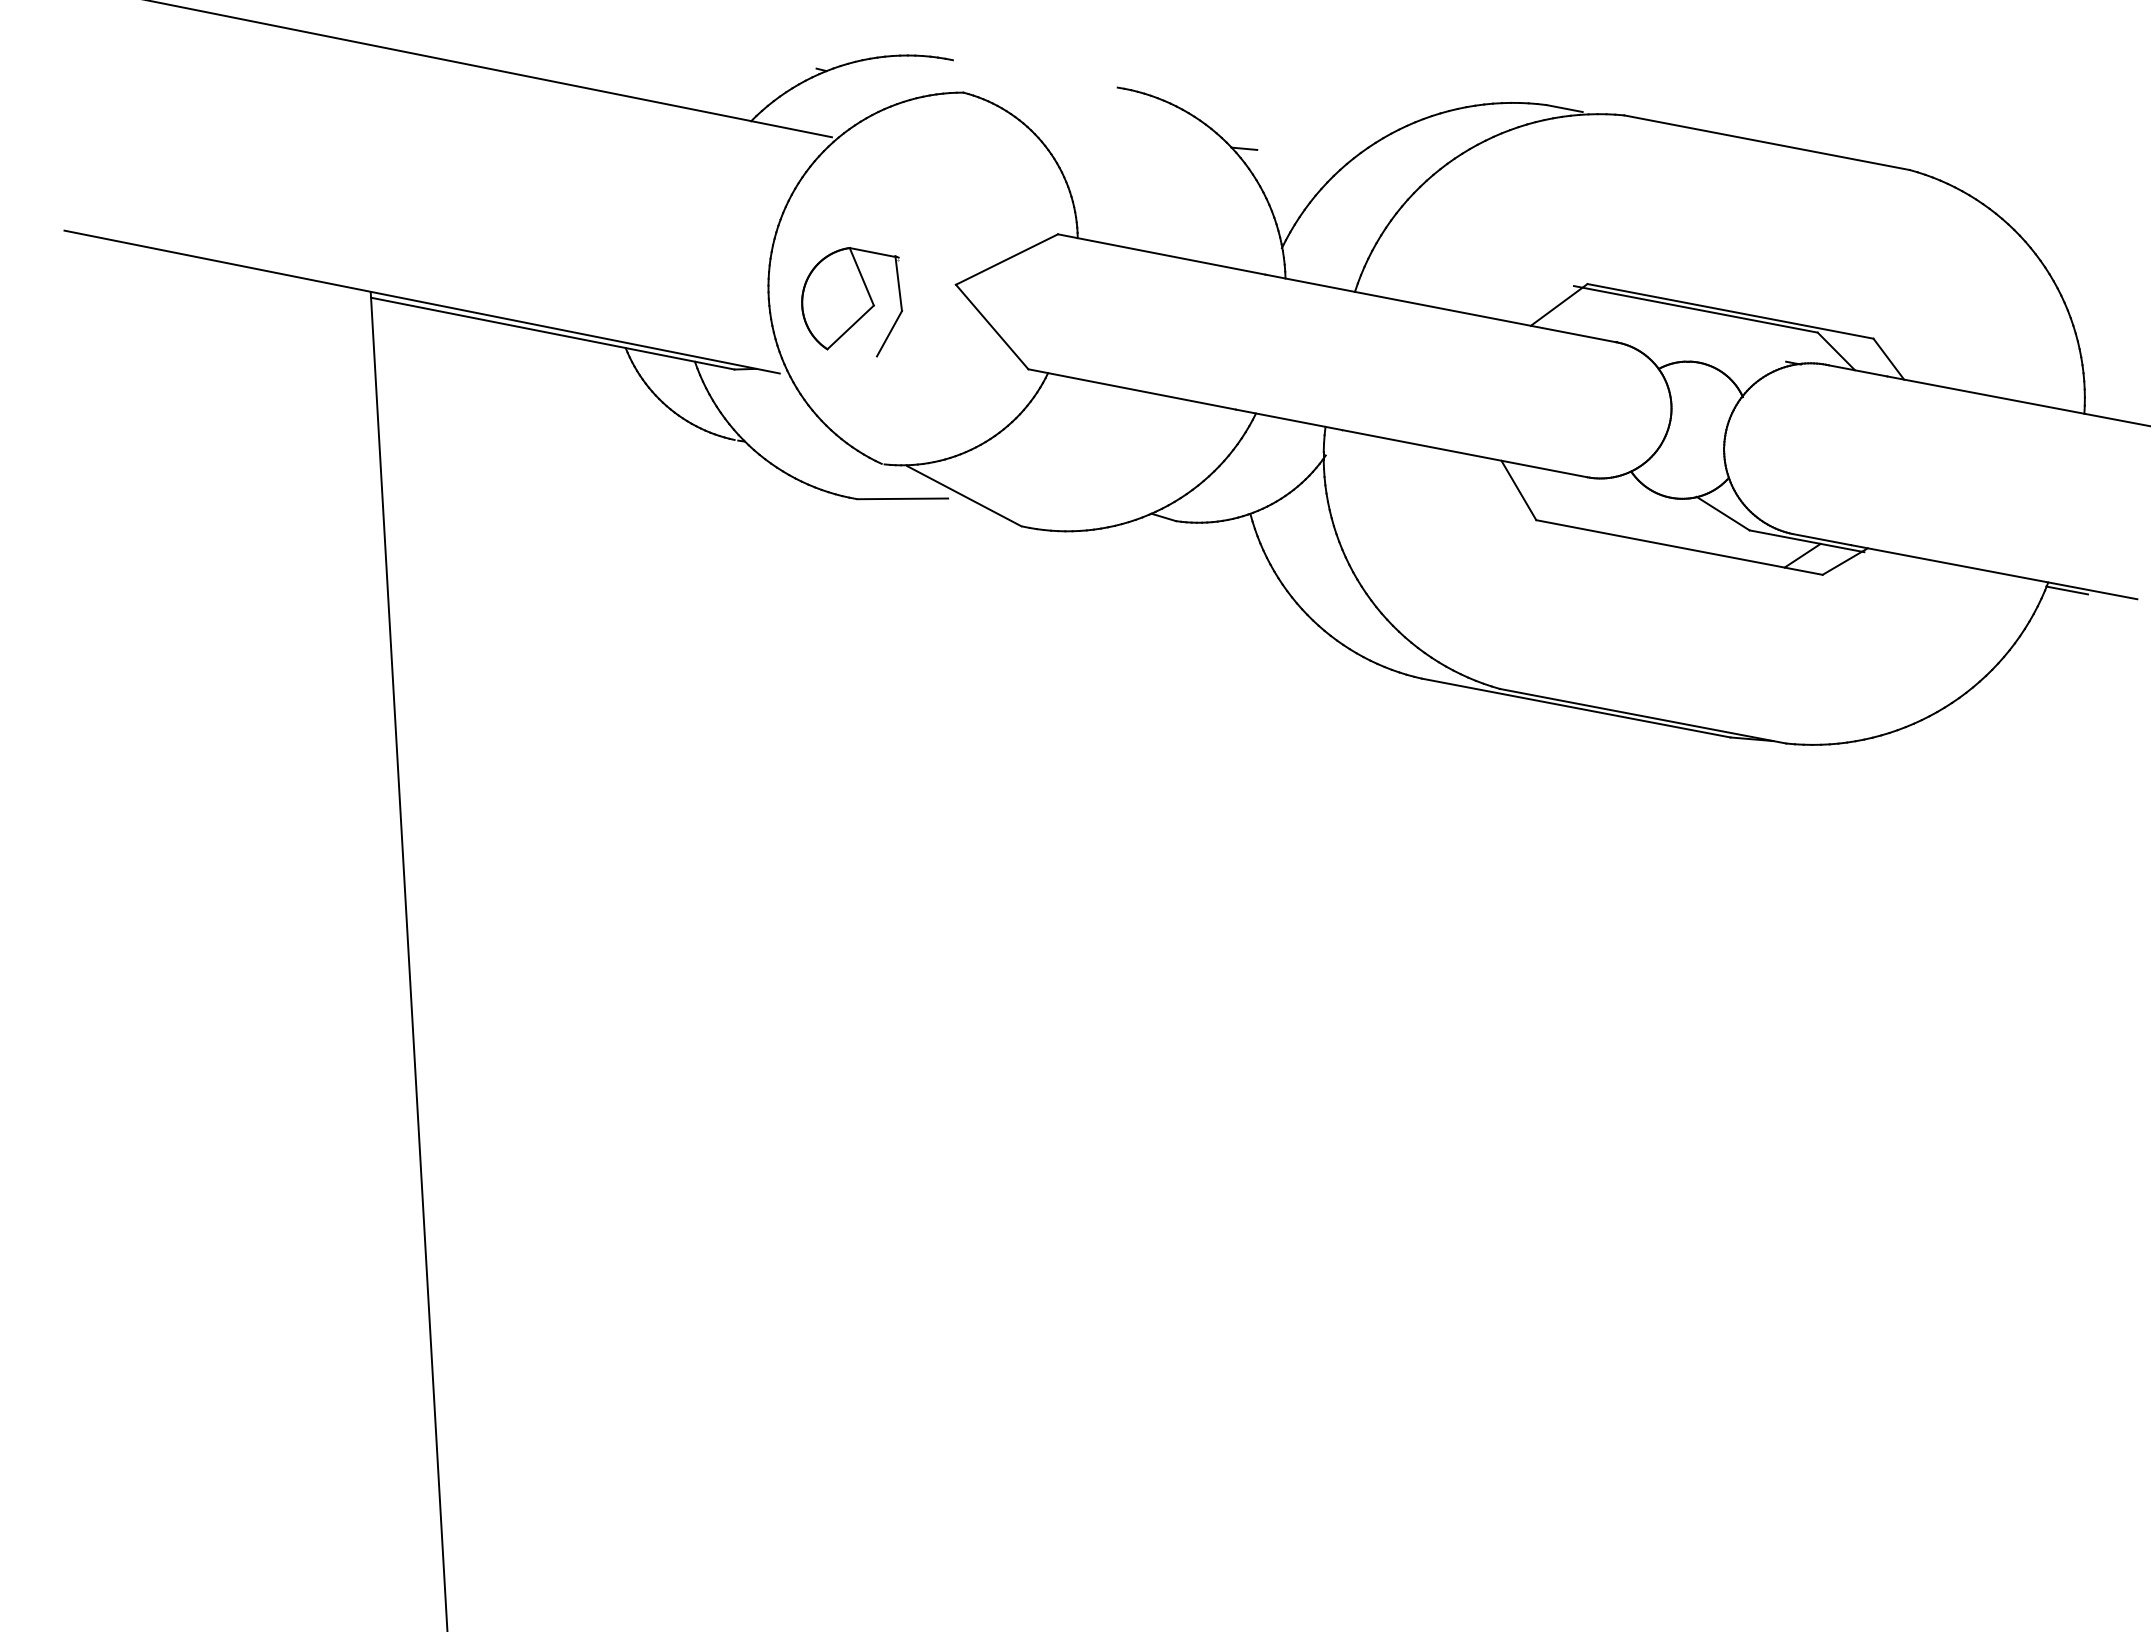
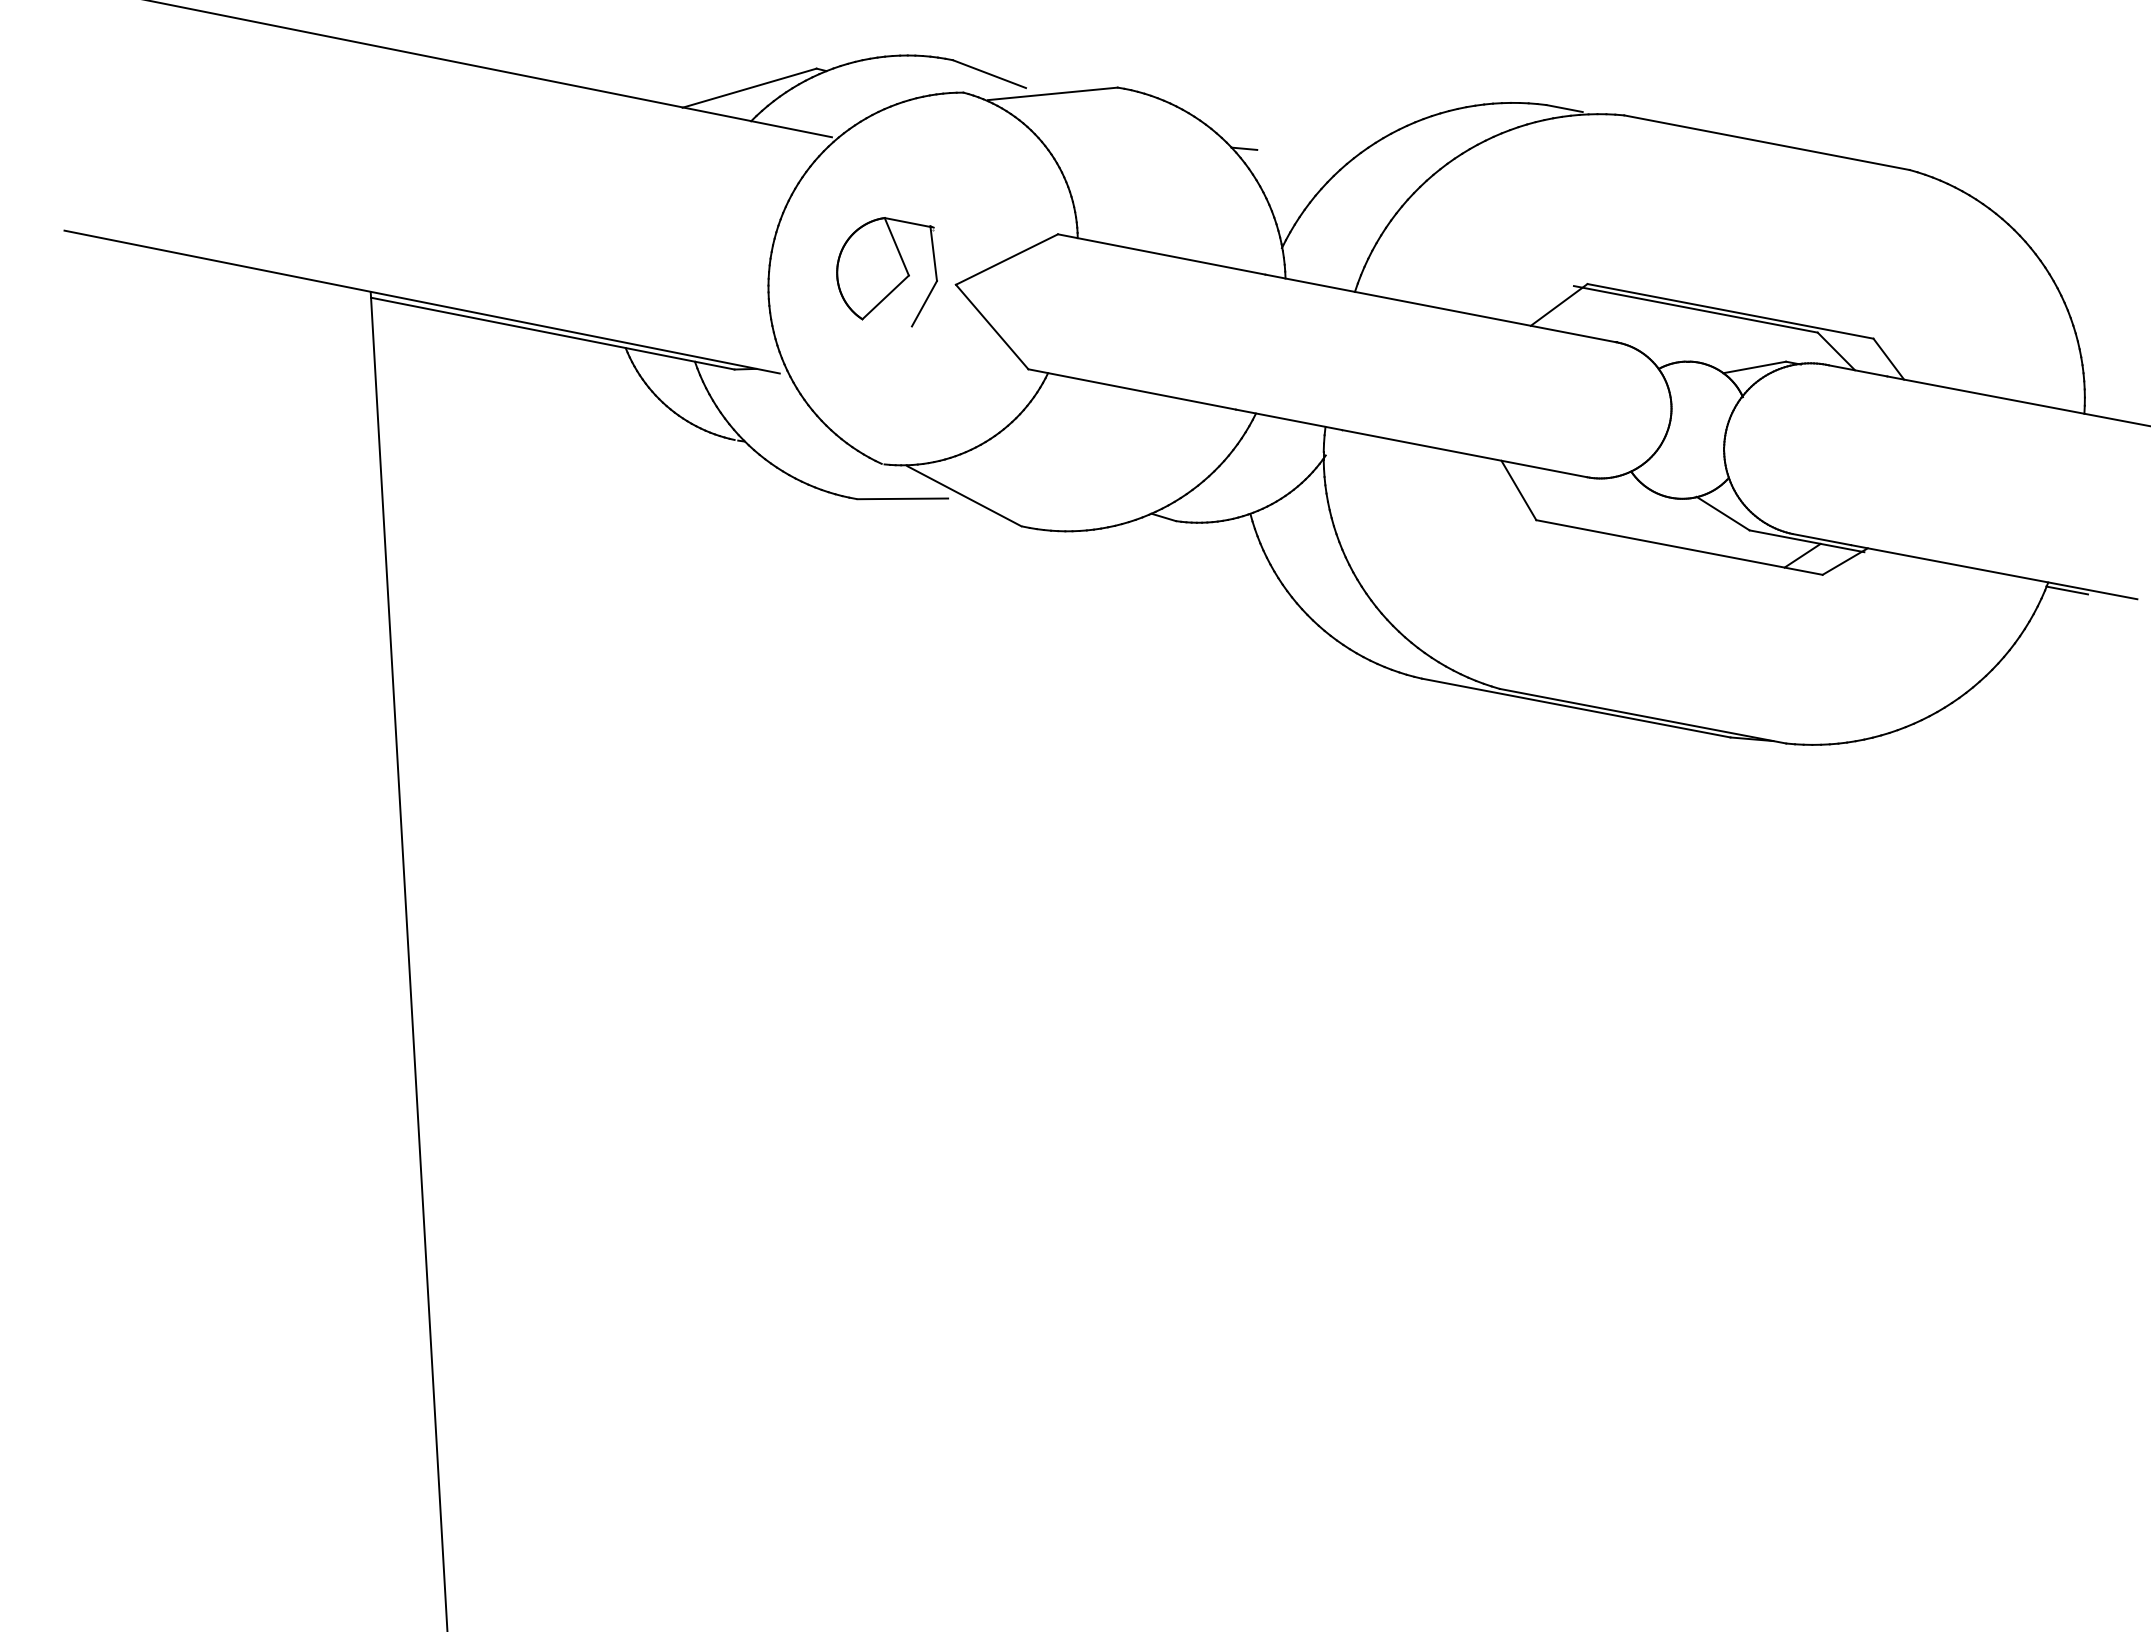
line: none -> present (989, 74)
line: none -> present (749, 87)
line: none -> present (1052, 93)
part position: (851, 302) -> (886, 272) (886, 272)
line: none -> present (1754, 367)
